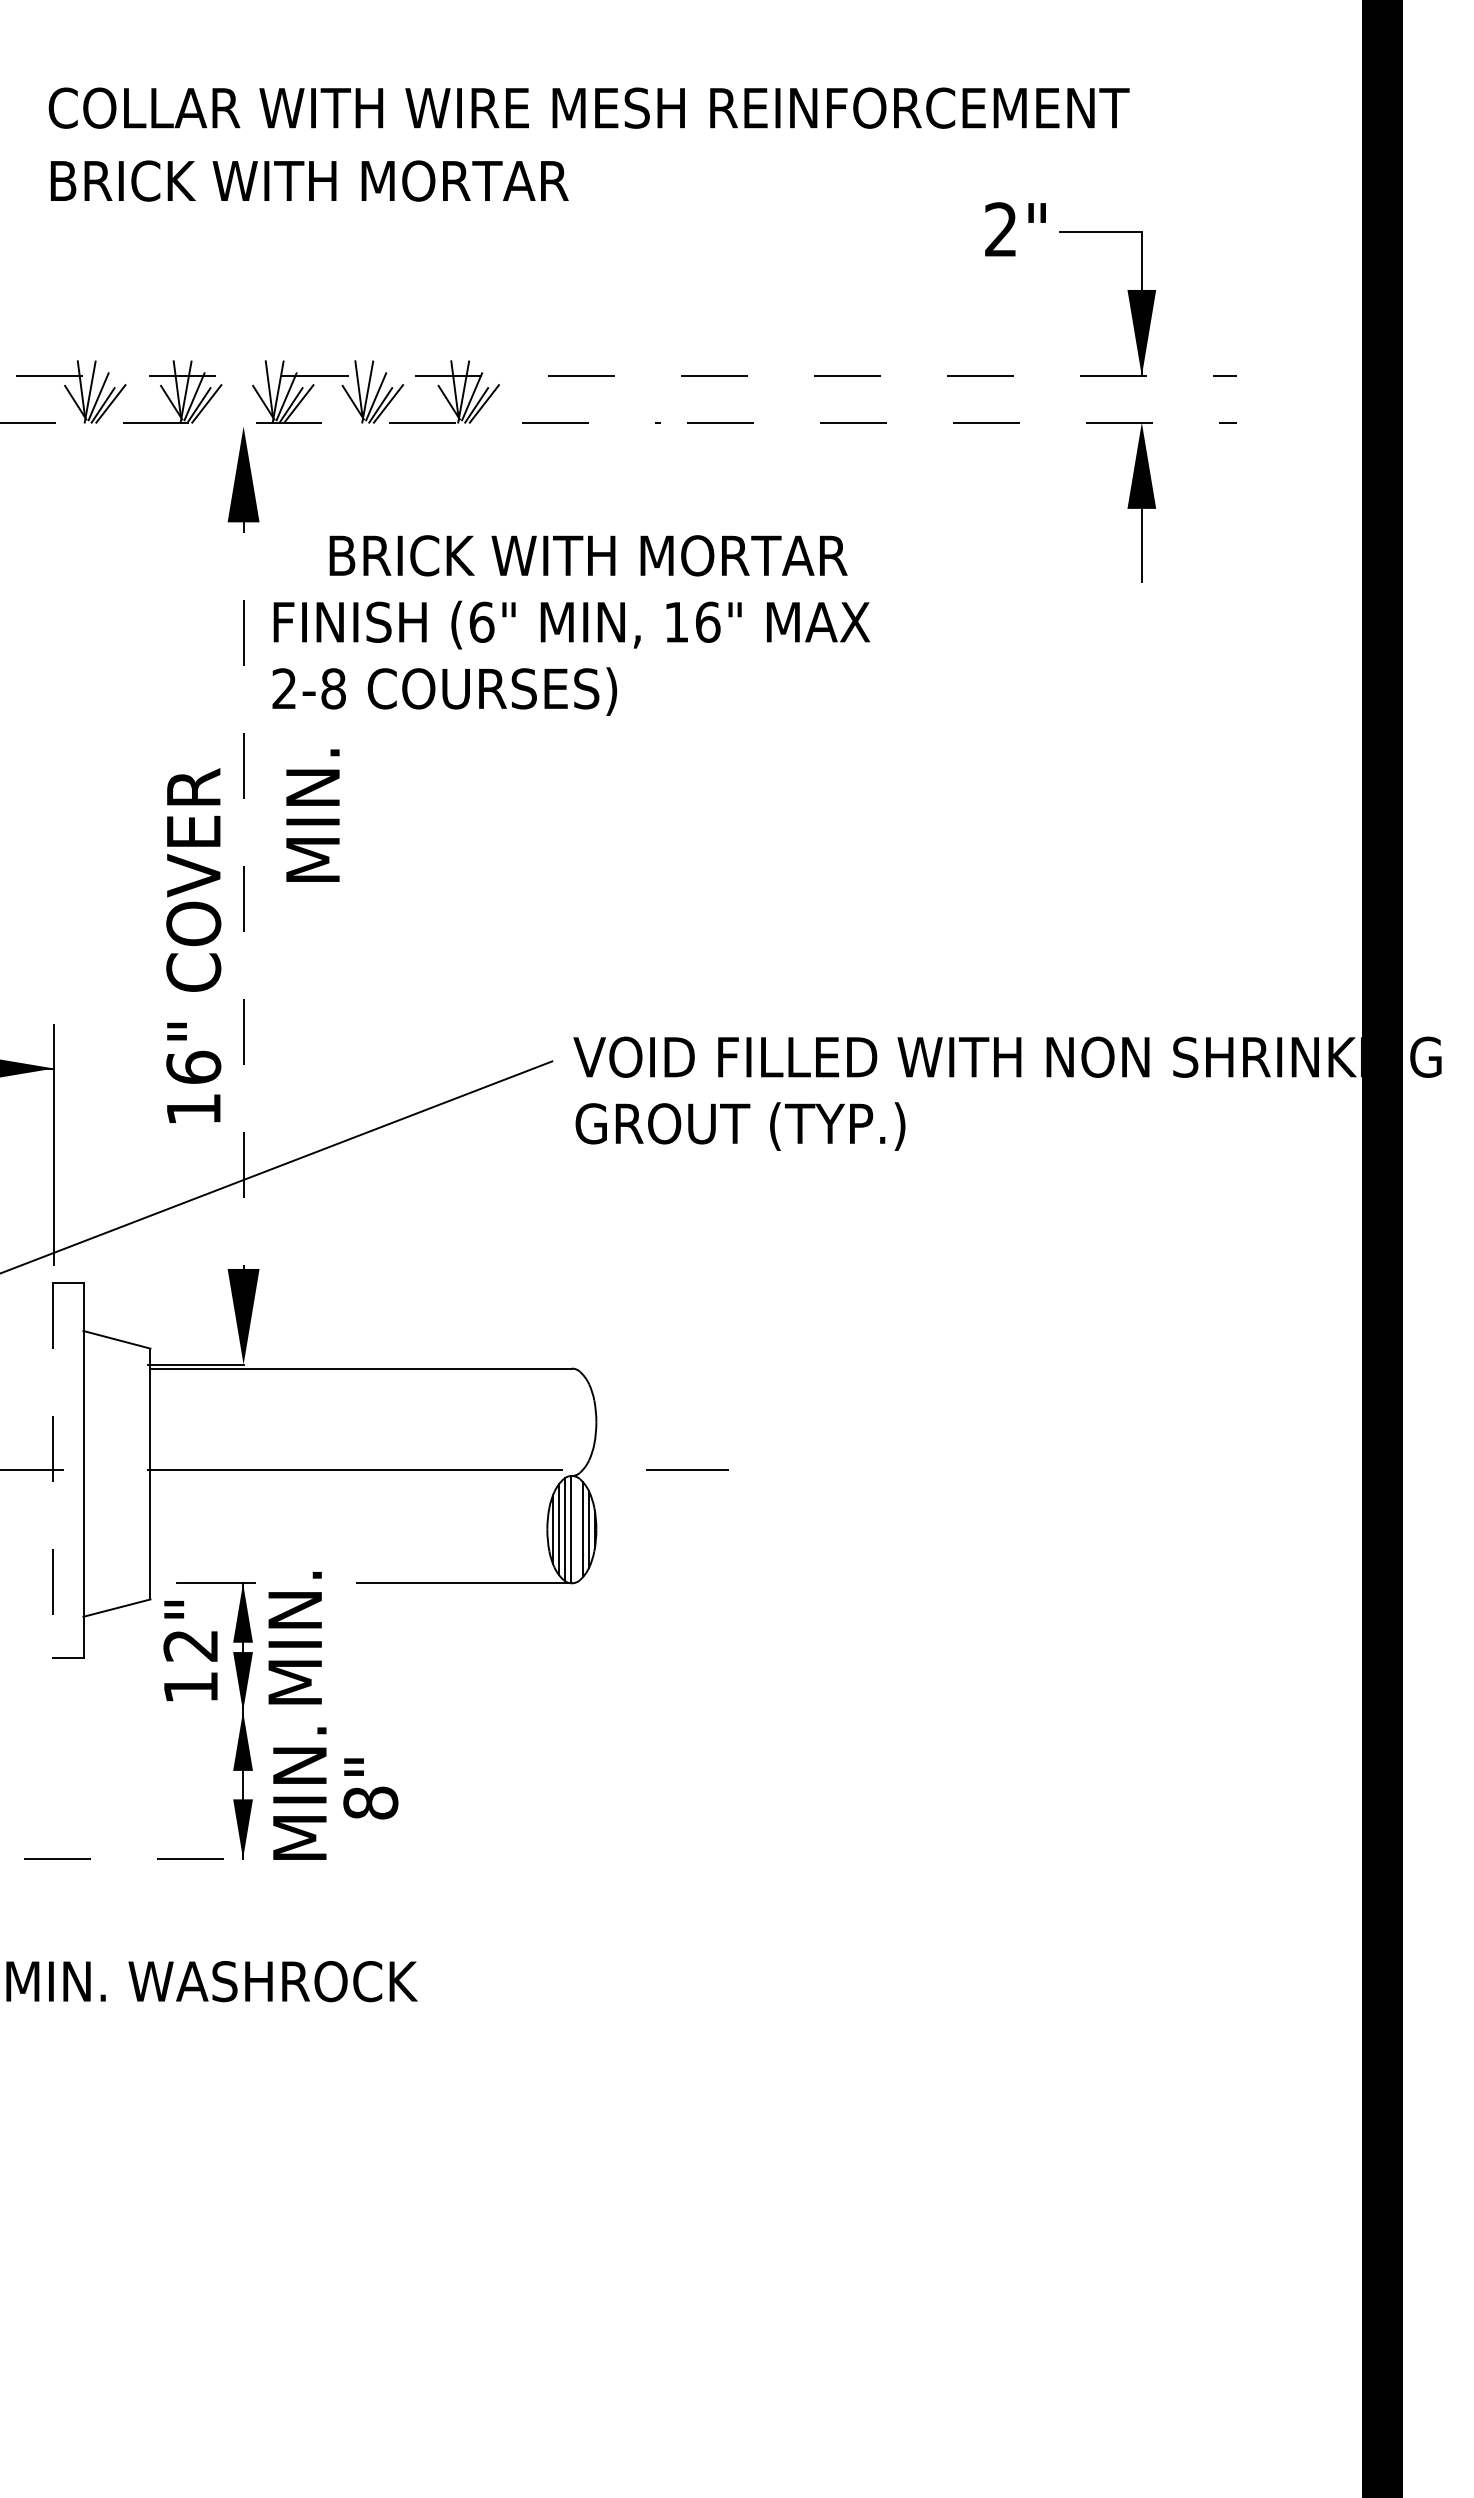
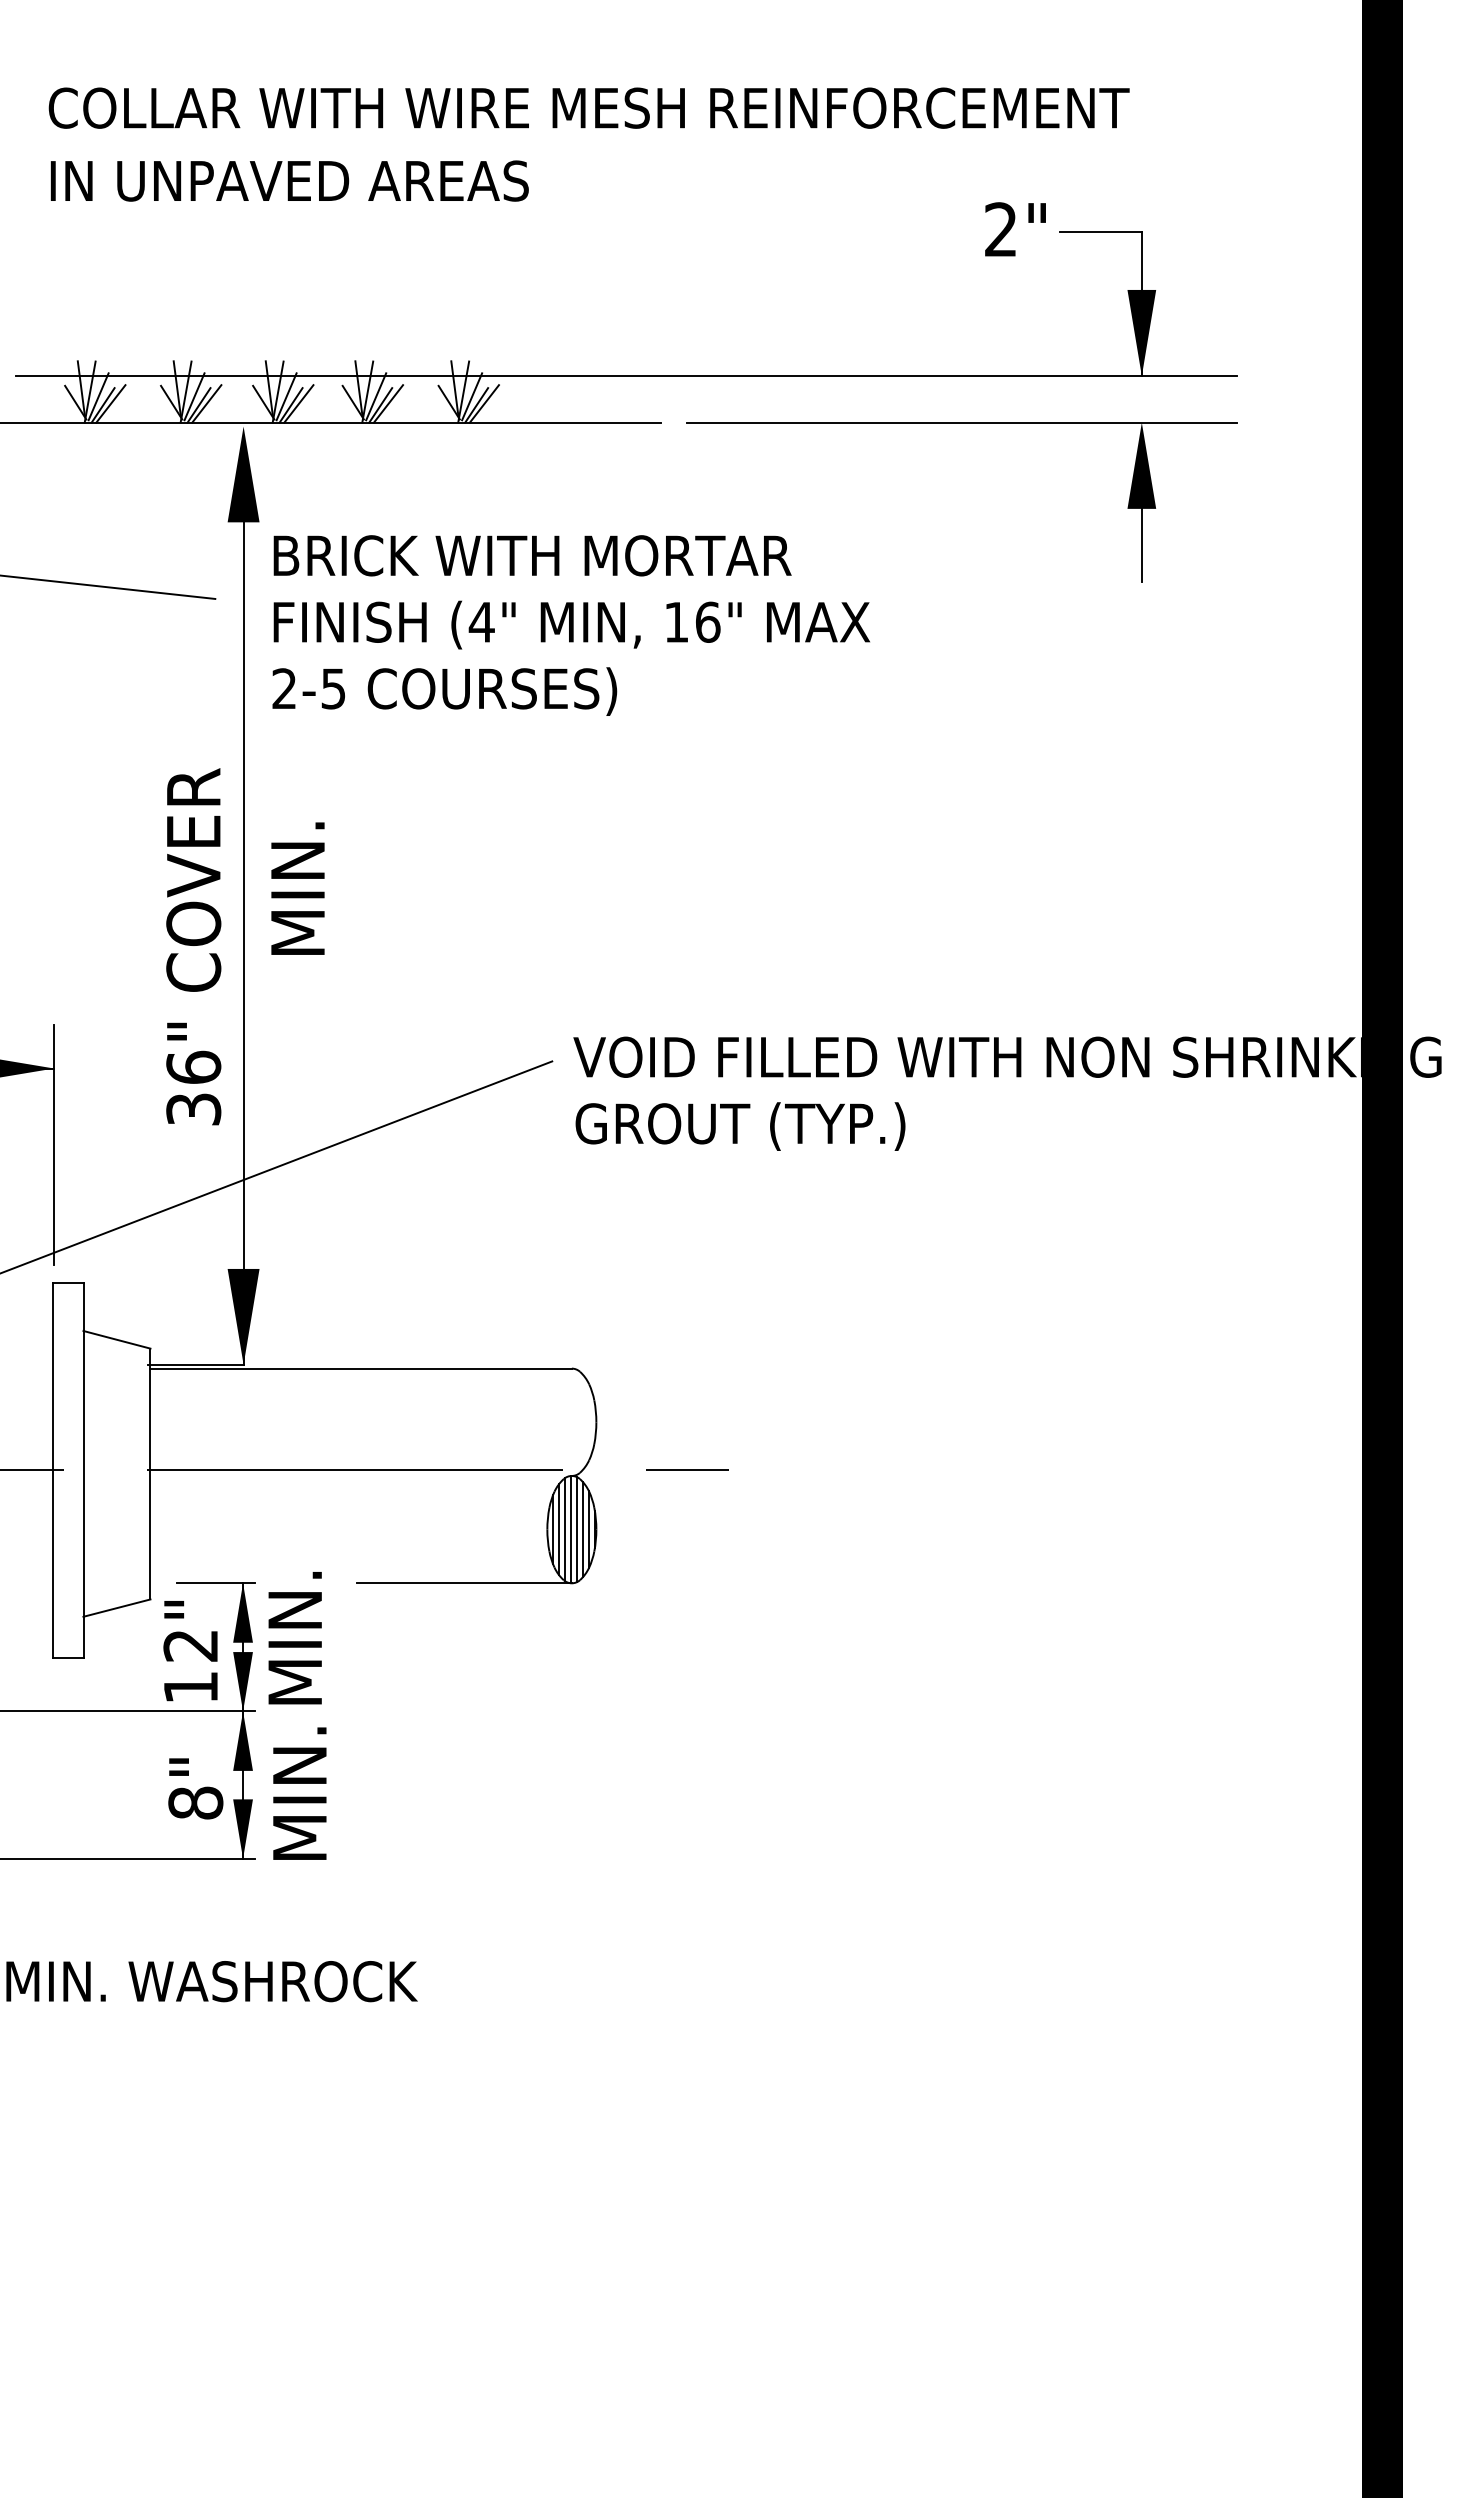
text: BRICK WITH MORTAR -> IN UNPAVED AREAS (311, 180)
line: dashed -> solid (626, 376)
line: dashed -> solid (331, 422)
line: dashed -> solid (961, 422)
text position: (588, 555) -> (532, 555) (532, 555)
line: none -> present (108, 586)
text: (6" -> (4" (481, 621)
text: 2-8 -> 2-5 (333, 688)
text position: (312, 815) -> (297, 888) (297, 888)
line: dashed -> solid (243, 916)
text: 16" -> 36" (193, 1109)
line: dashed -> solid (53, 1470)
line: none -> present (577, 1529)
line: none -> present (128, 1711)
text position: (370, 1788) -> (195, 1788) (195, 1788)
line: dashed -> solid (127, 1858)
